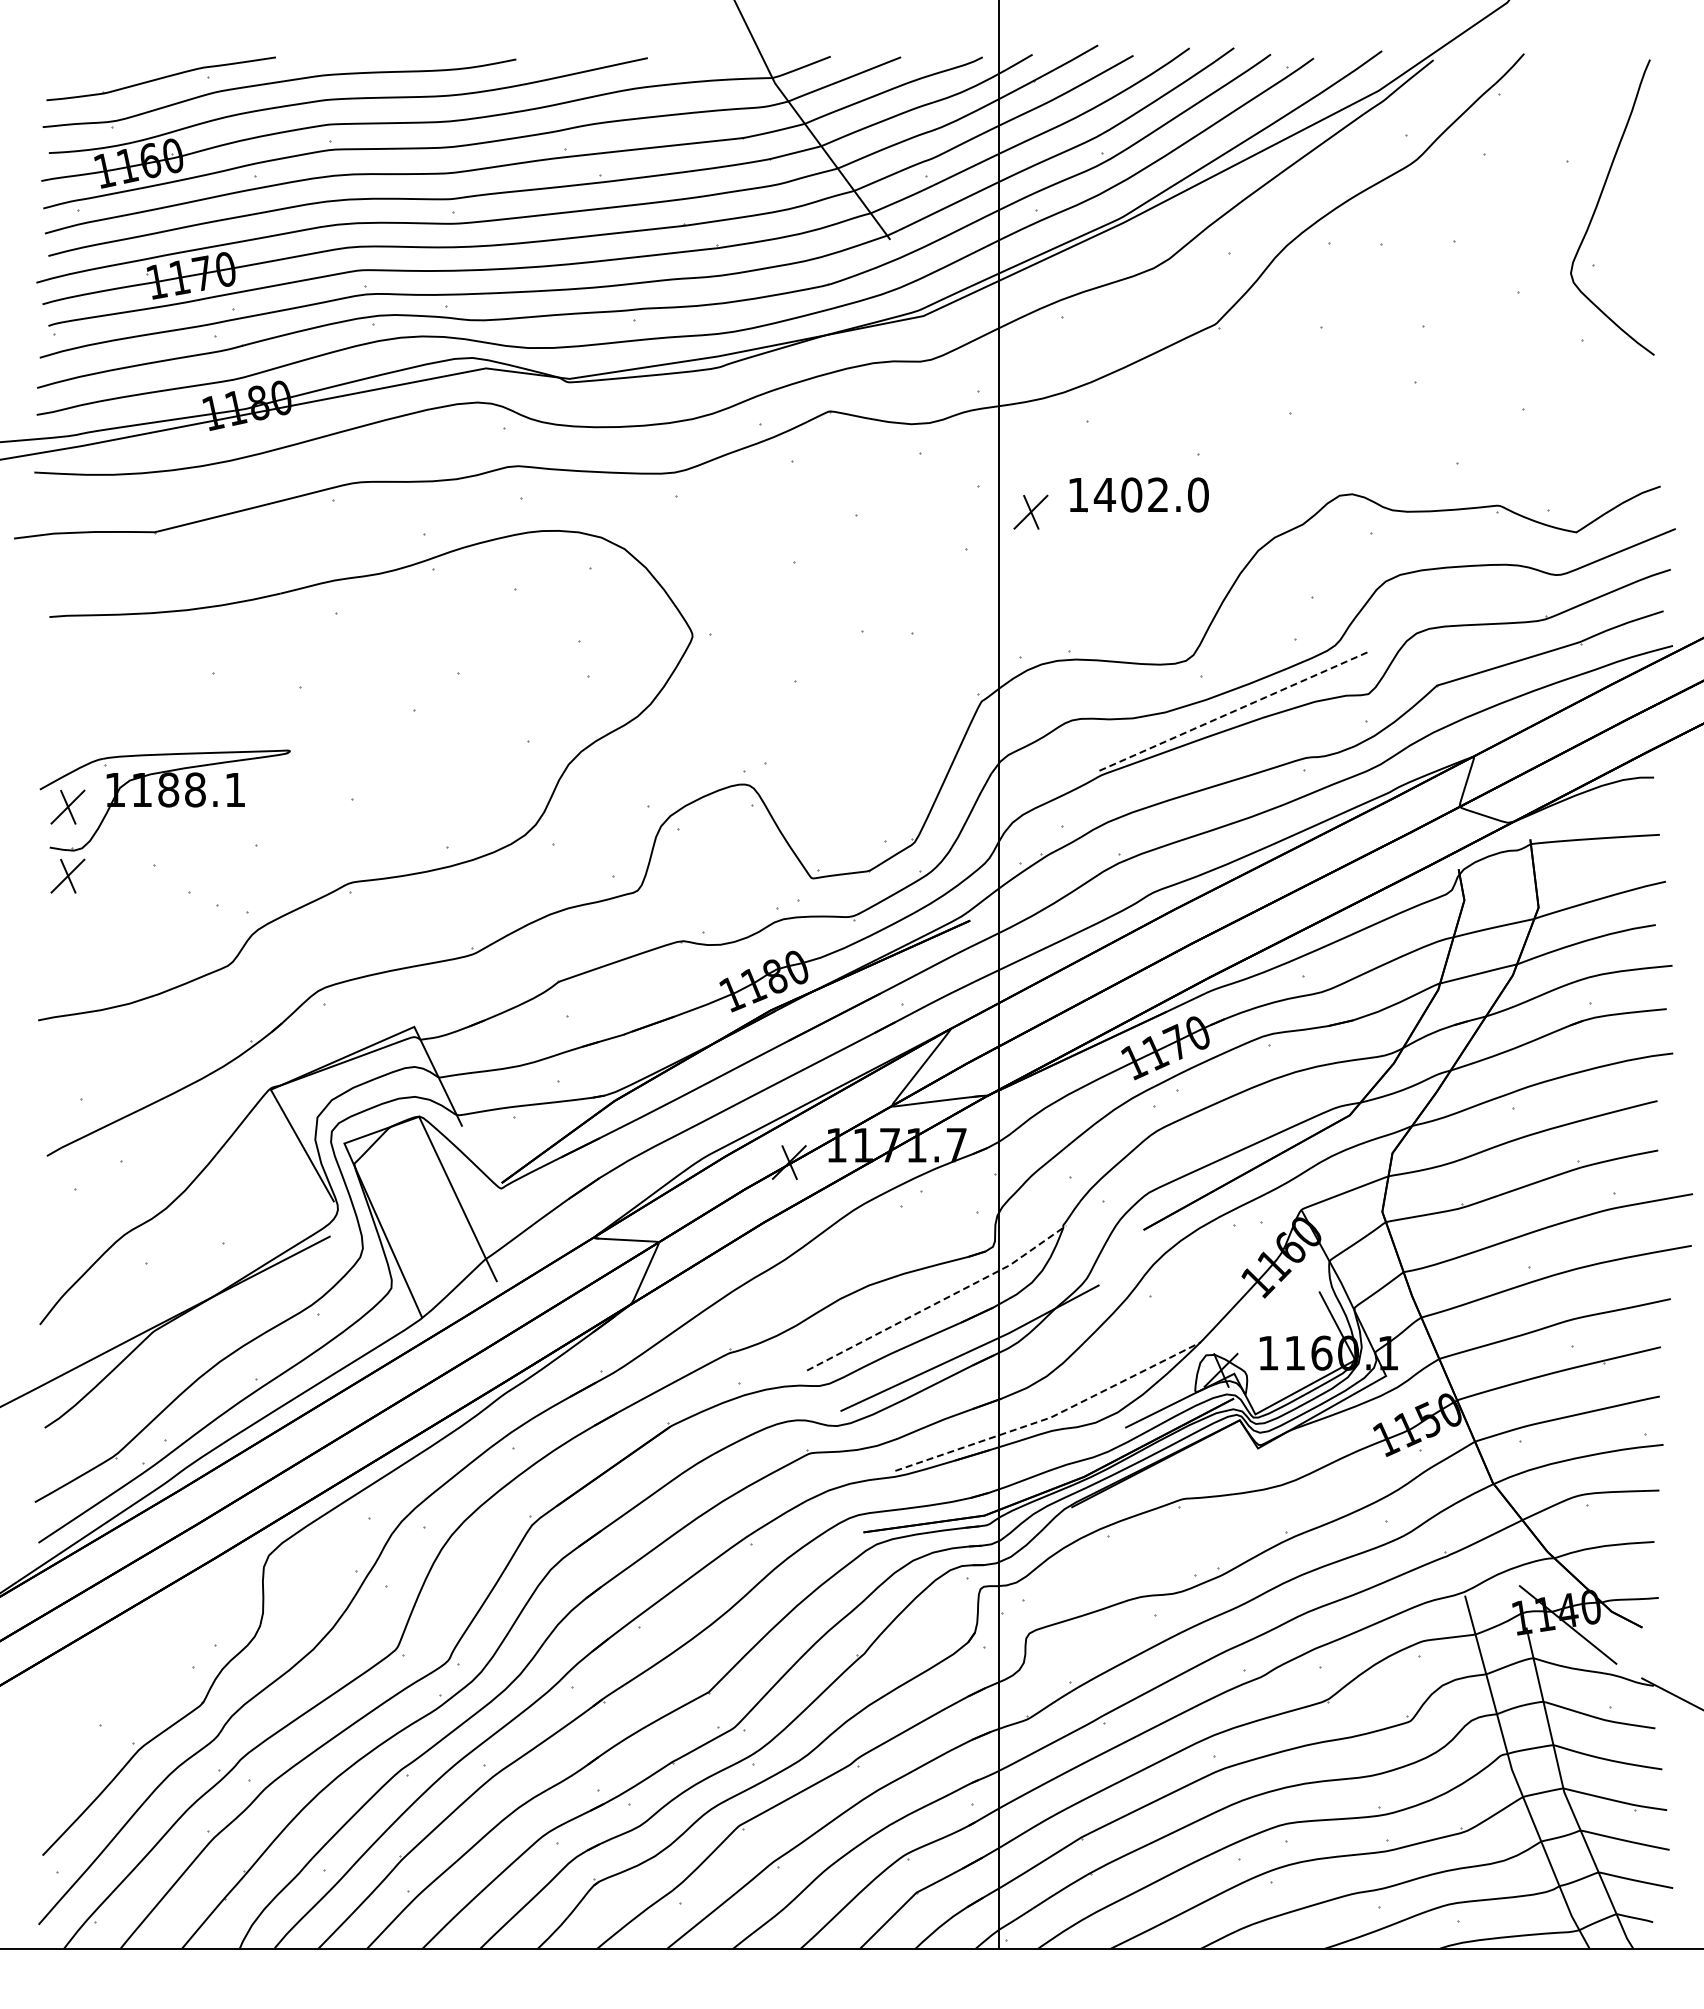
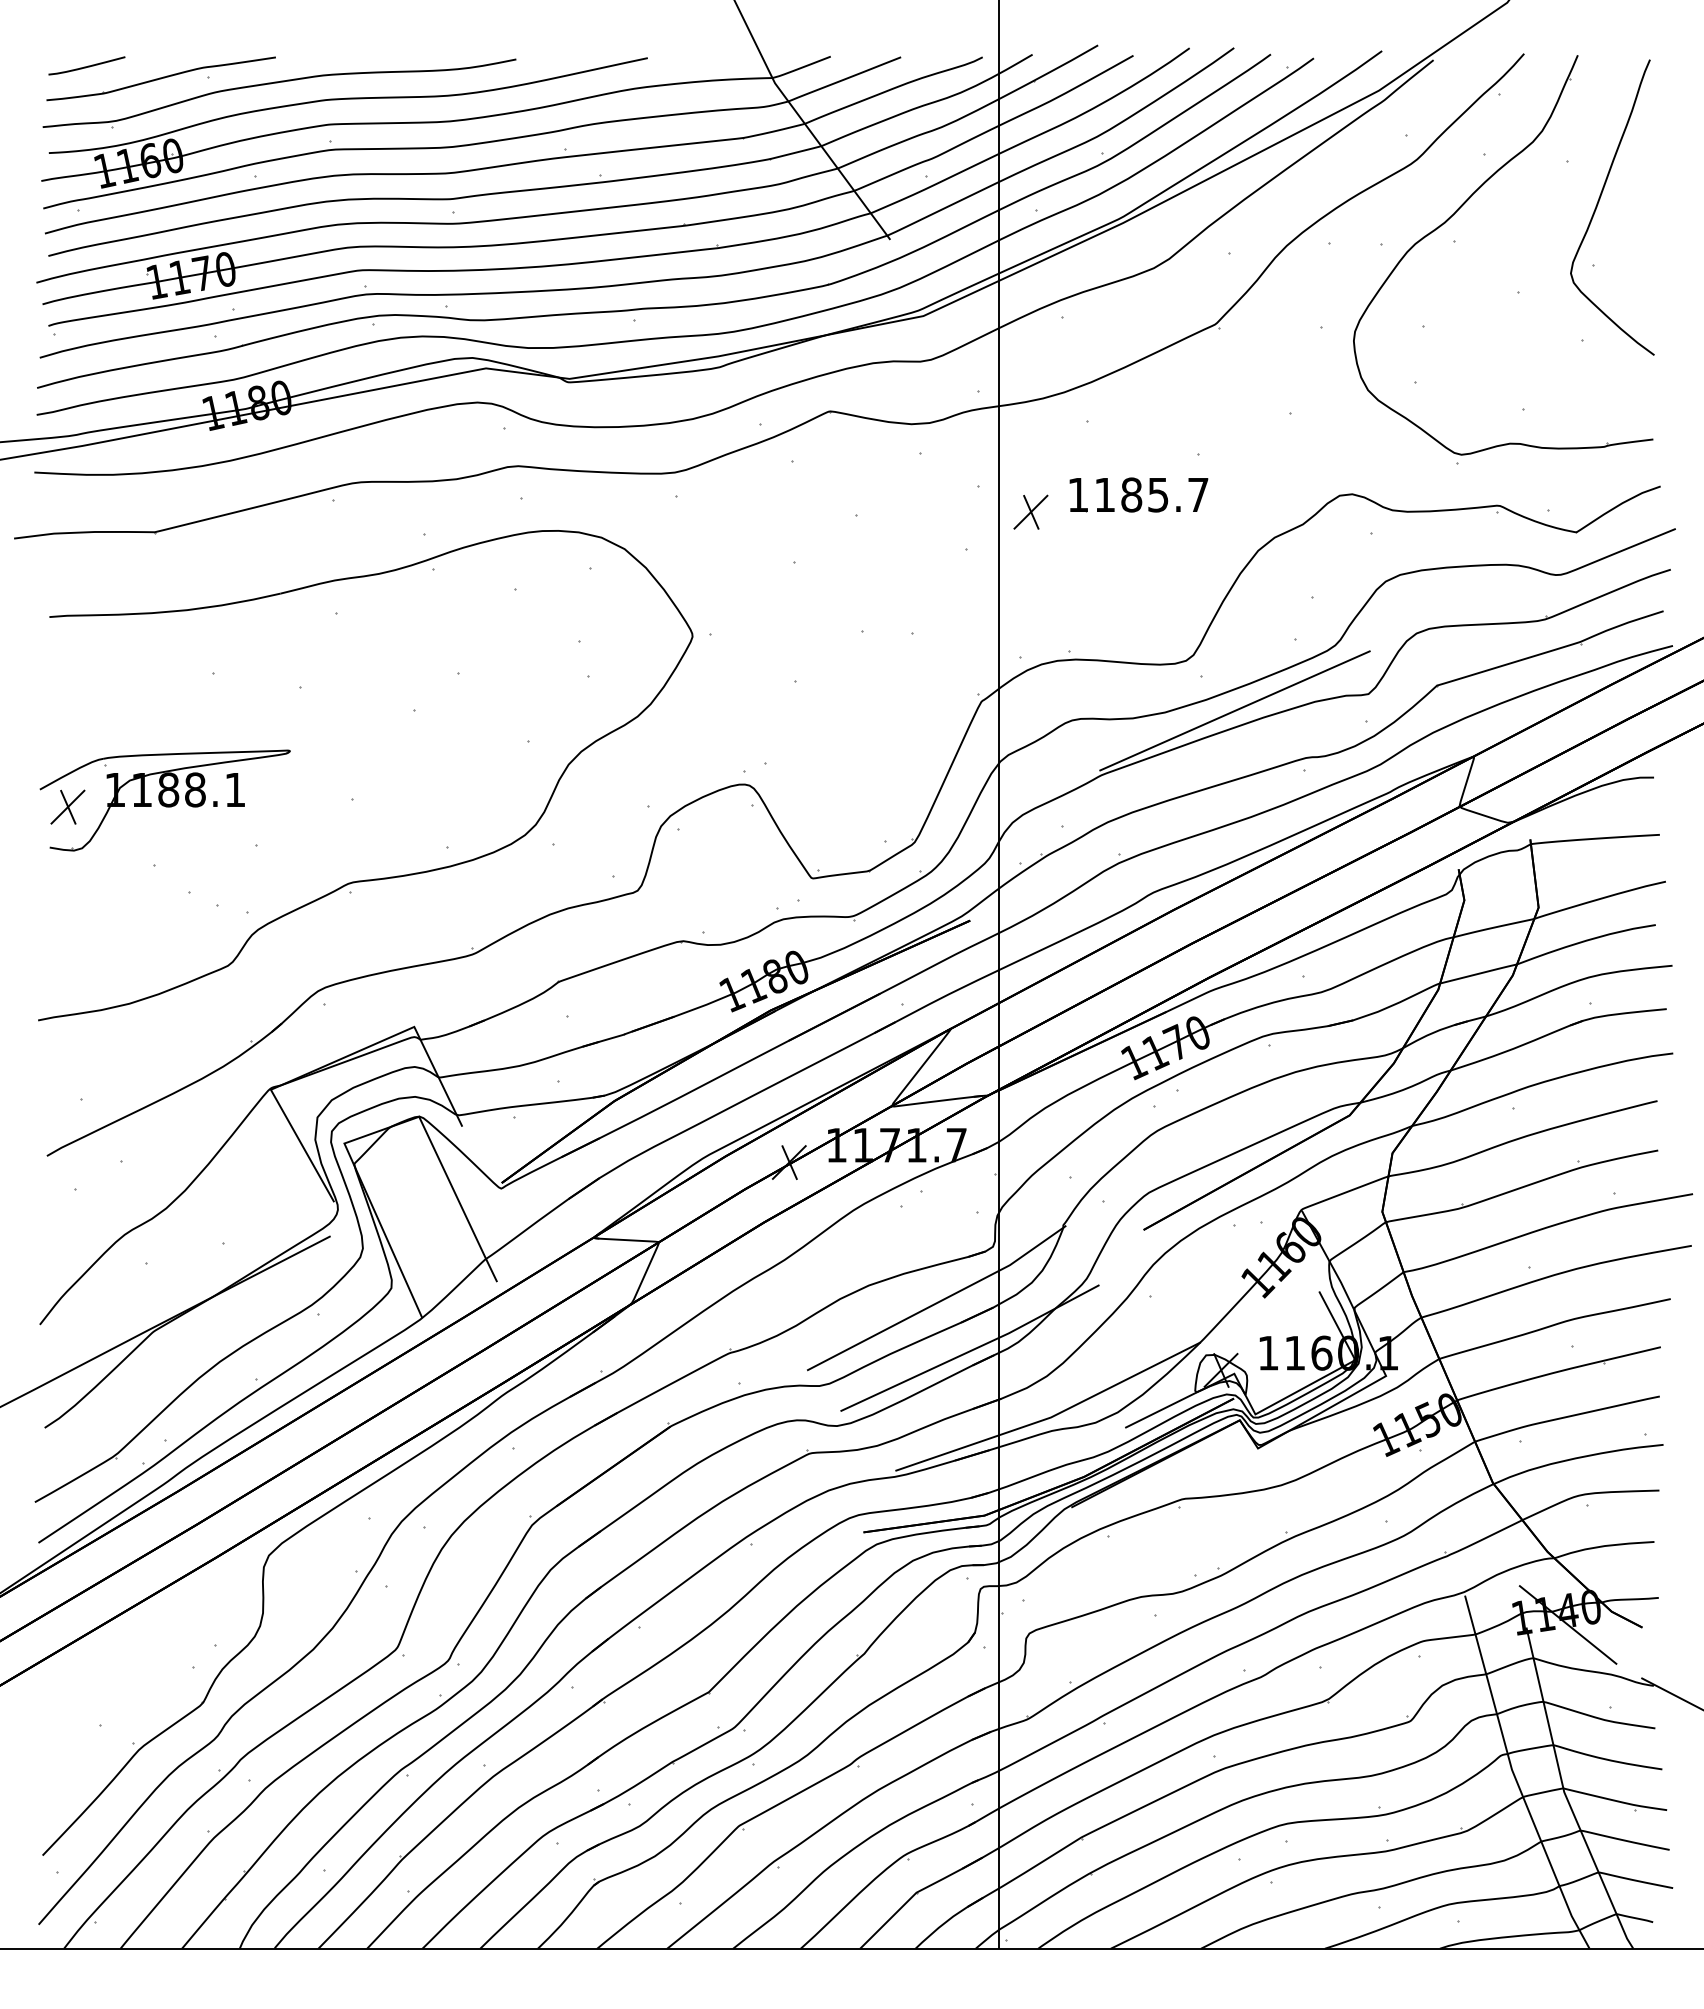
curve: none -> present (86, 66)
part: none -> present (1458, 210)
text: 1402.0 -> 1185.7 (1150, 494)
line: dashed -> solid (1235, 710)
part: present -> none (67, 875)
line: dashed -> solid (939, 1301)
line: dashed -> solid (1051, 1417)
